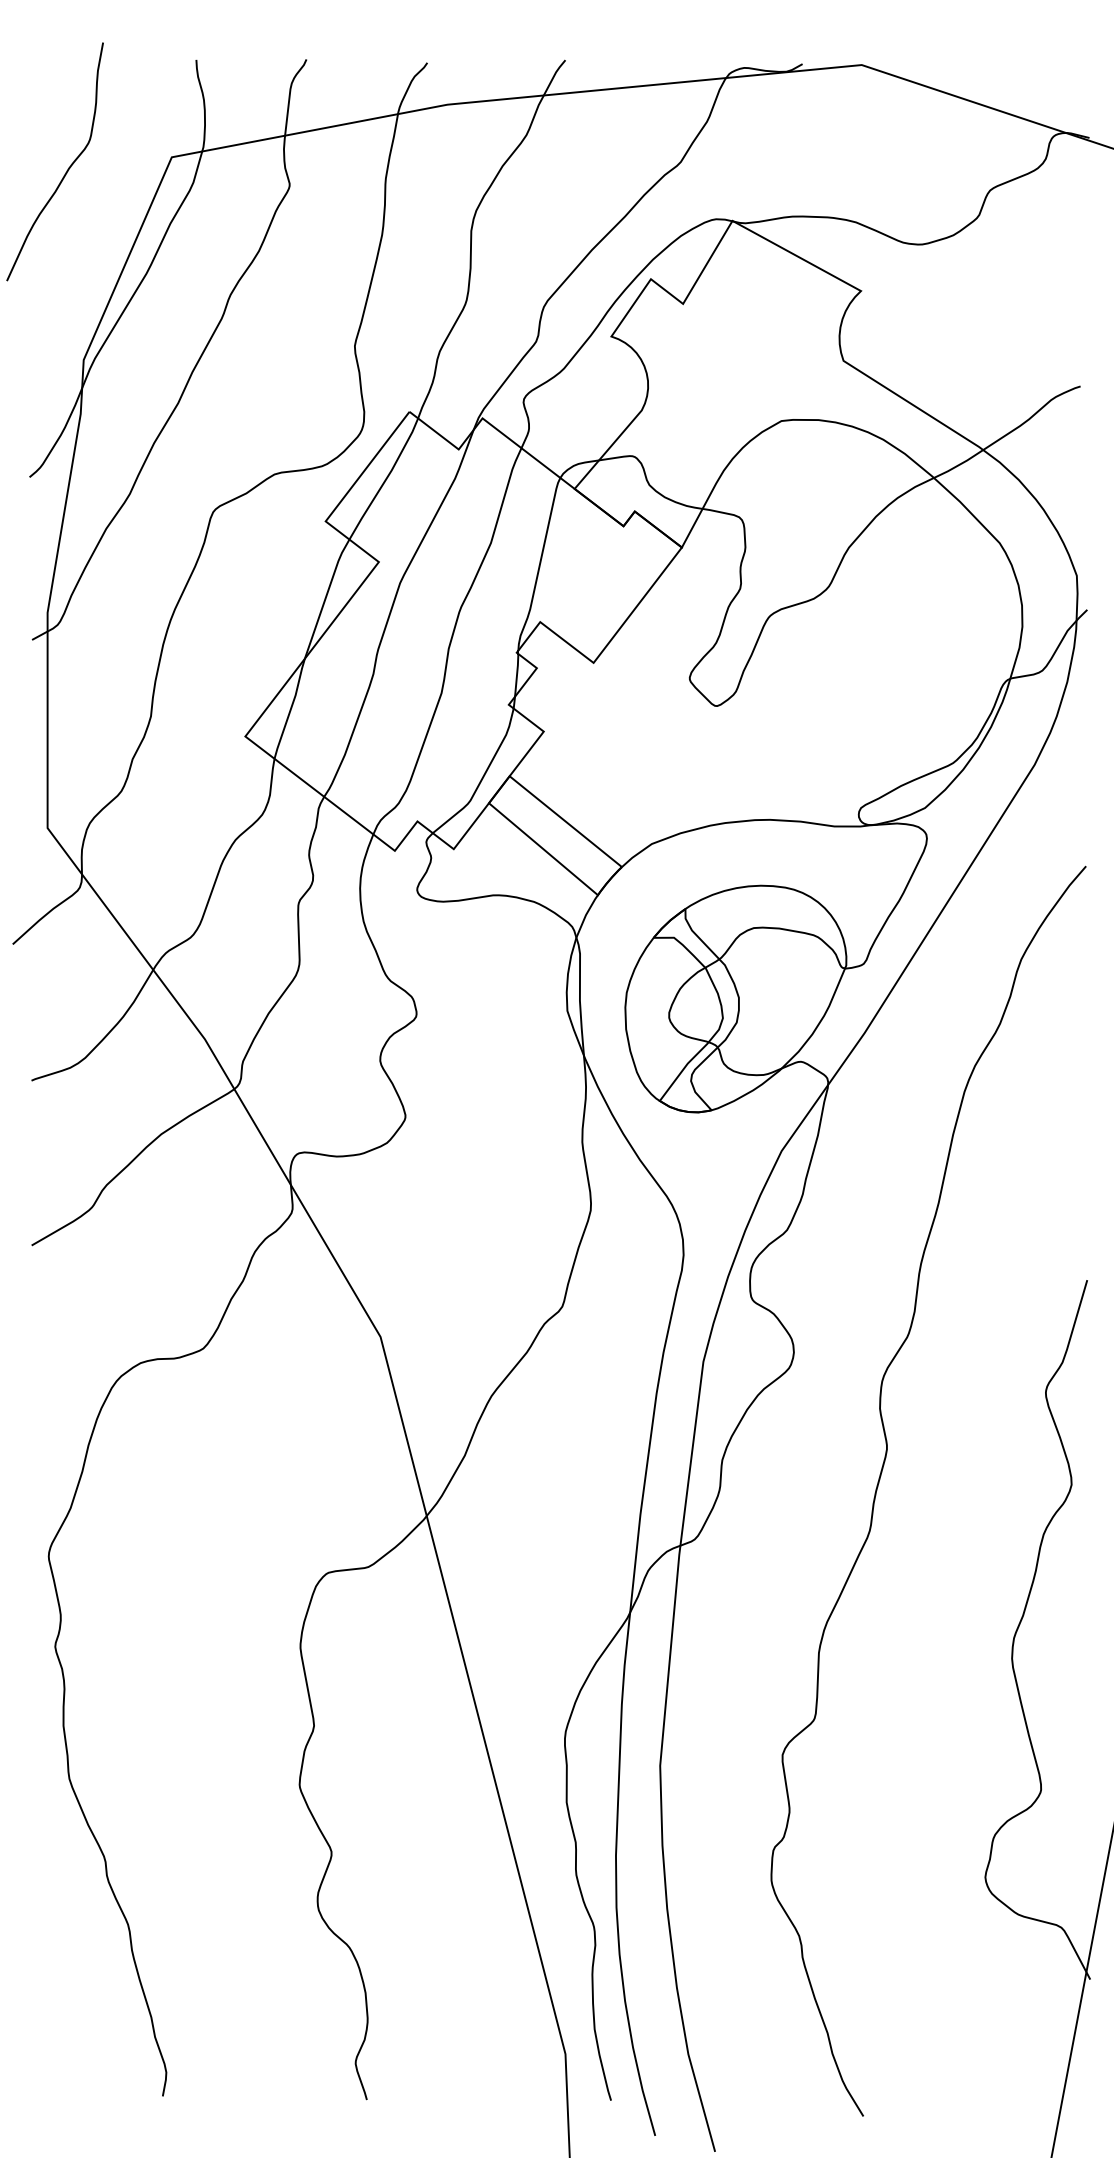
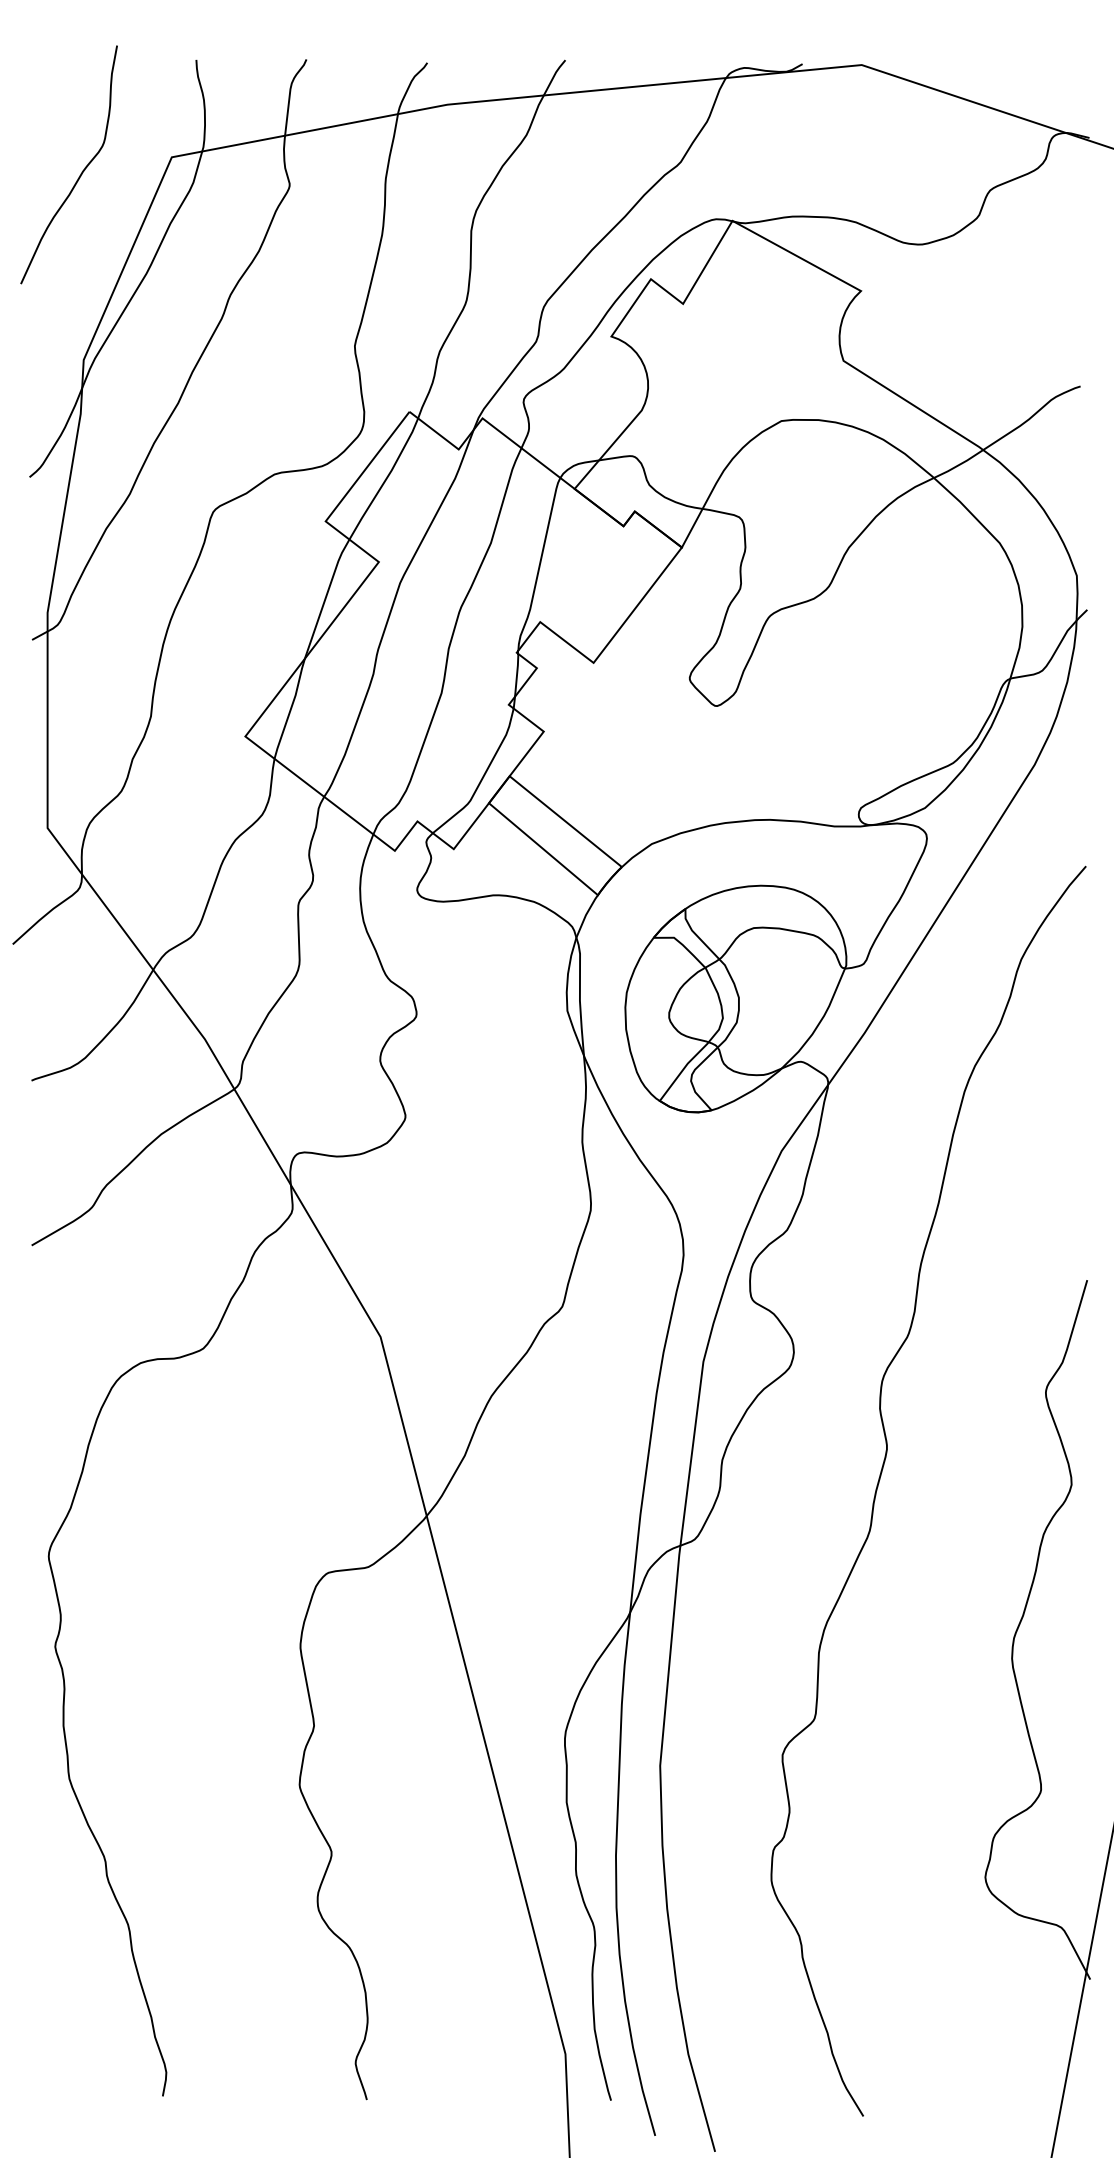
curve position: (66, 170) -> (80, 173) (80, 173)
